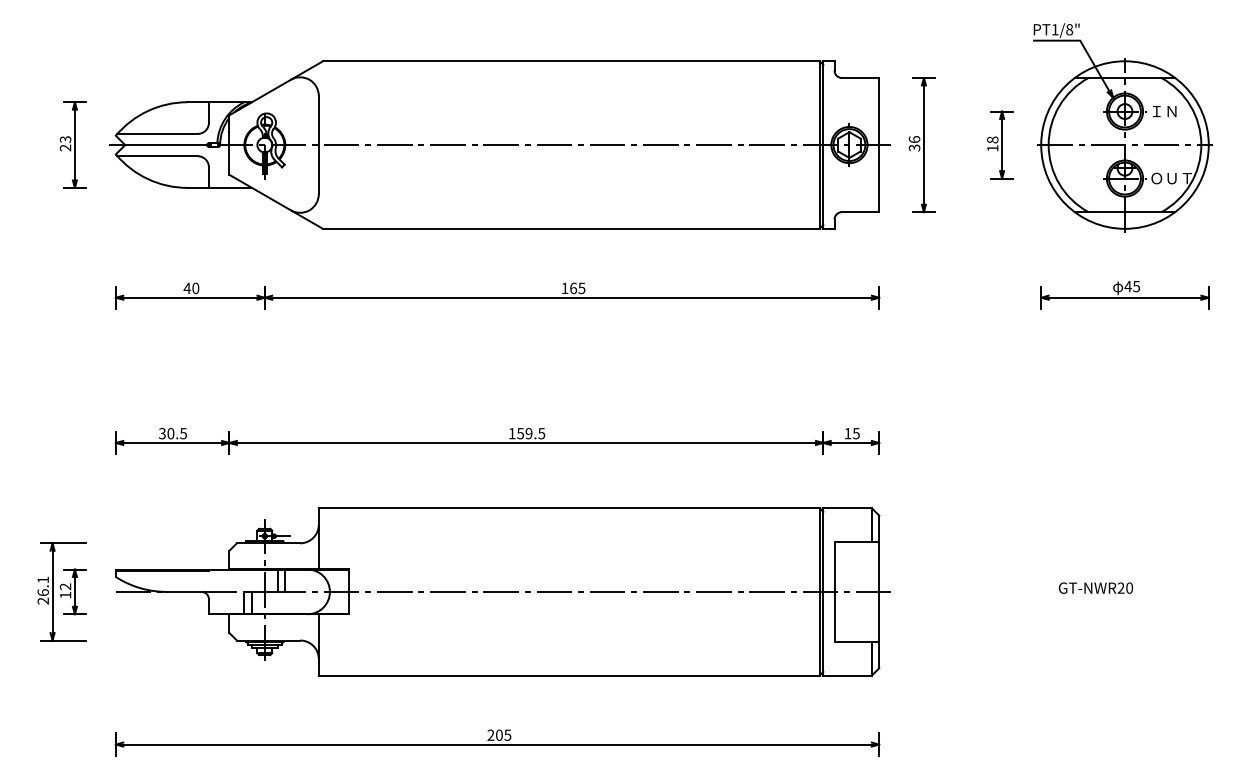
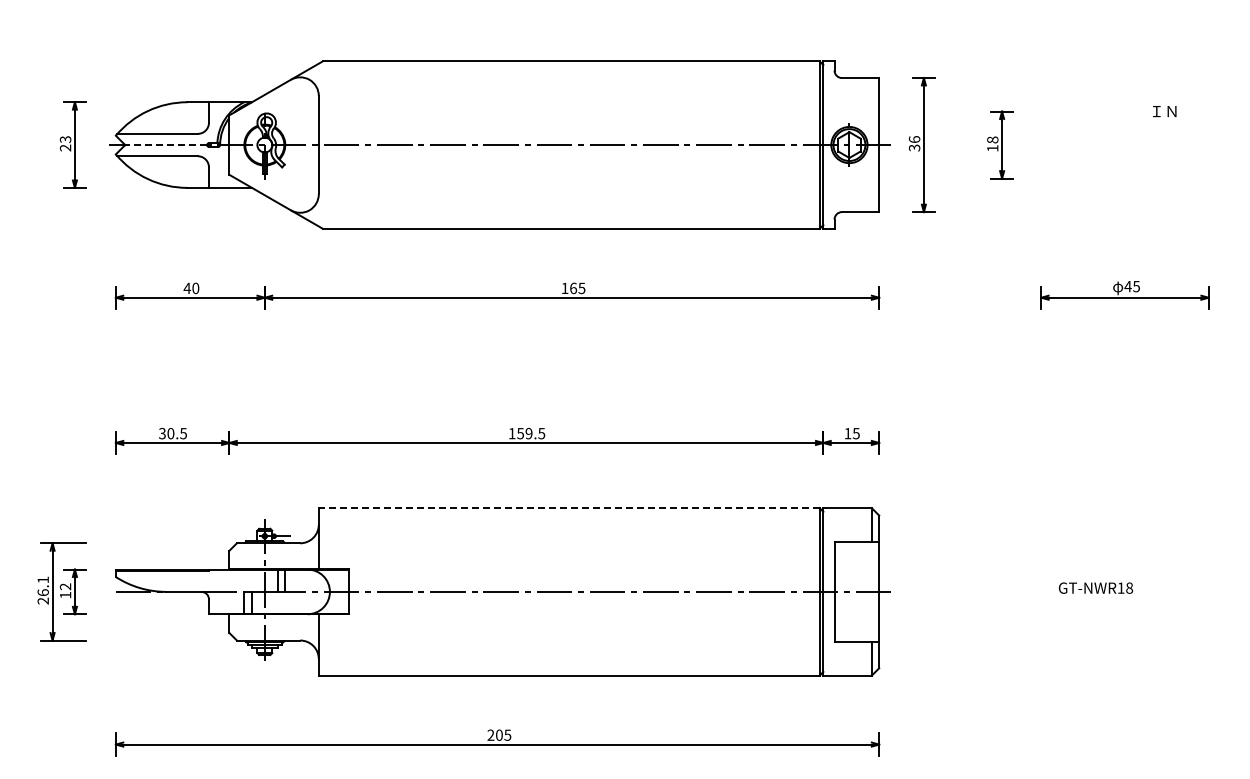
part: present -> none (1122, 127)
line: solid -> dashed (166, 145)
line: solid -> dashed (568, 508)
text: GT-NWR20 -> GT-NWR18 (1125, 587)
